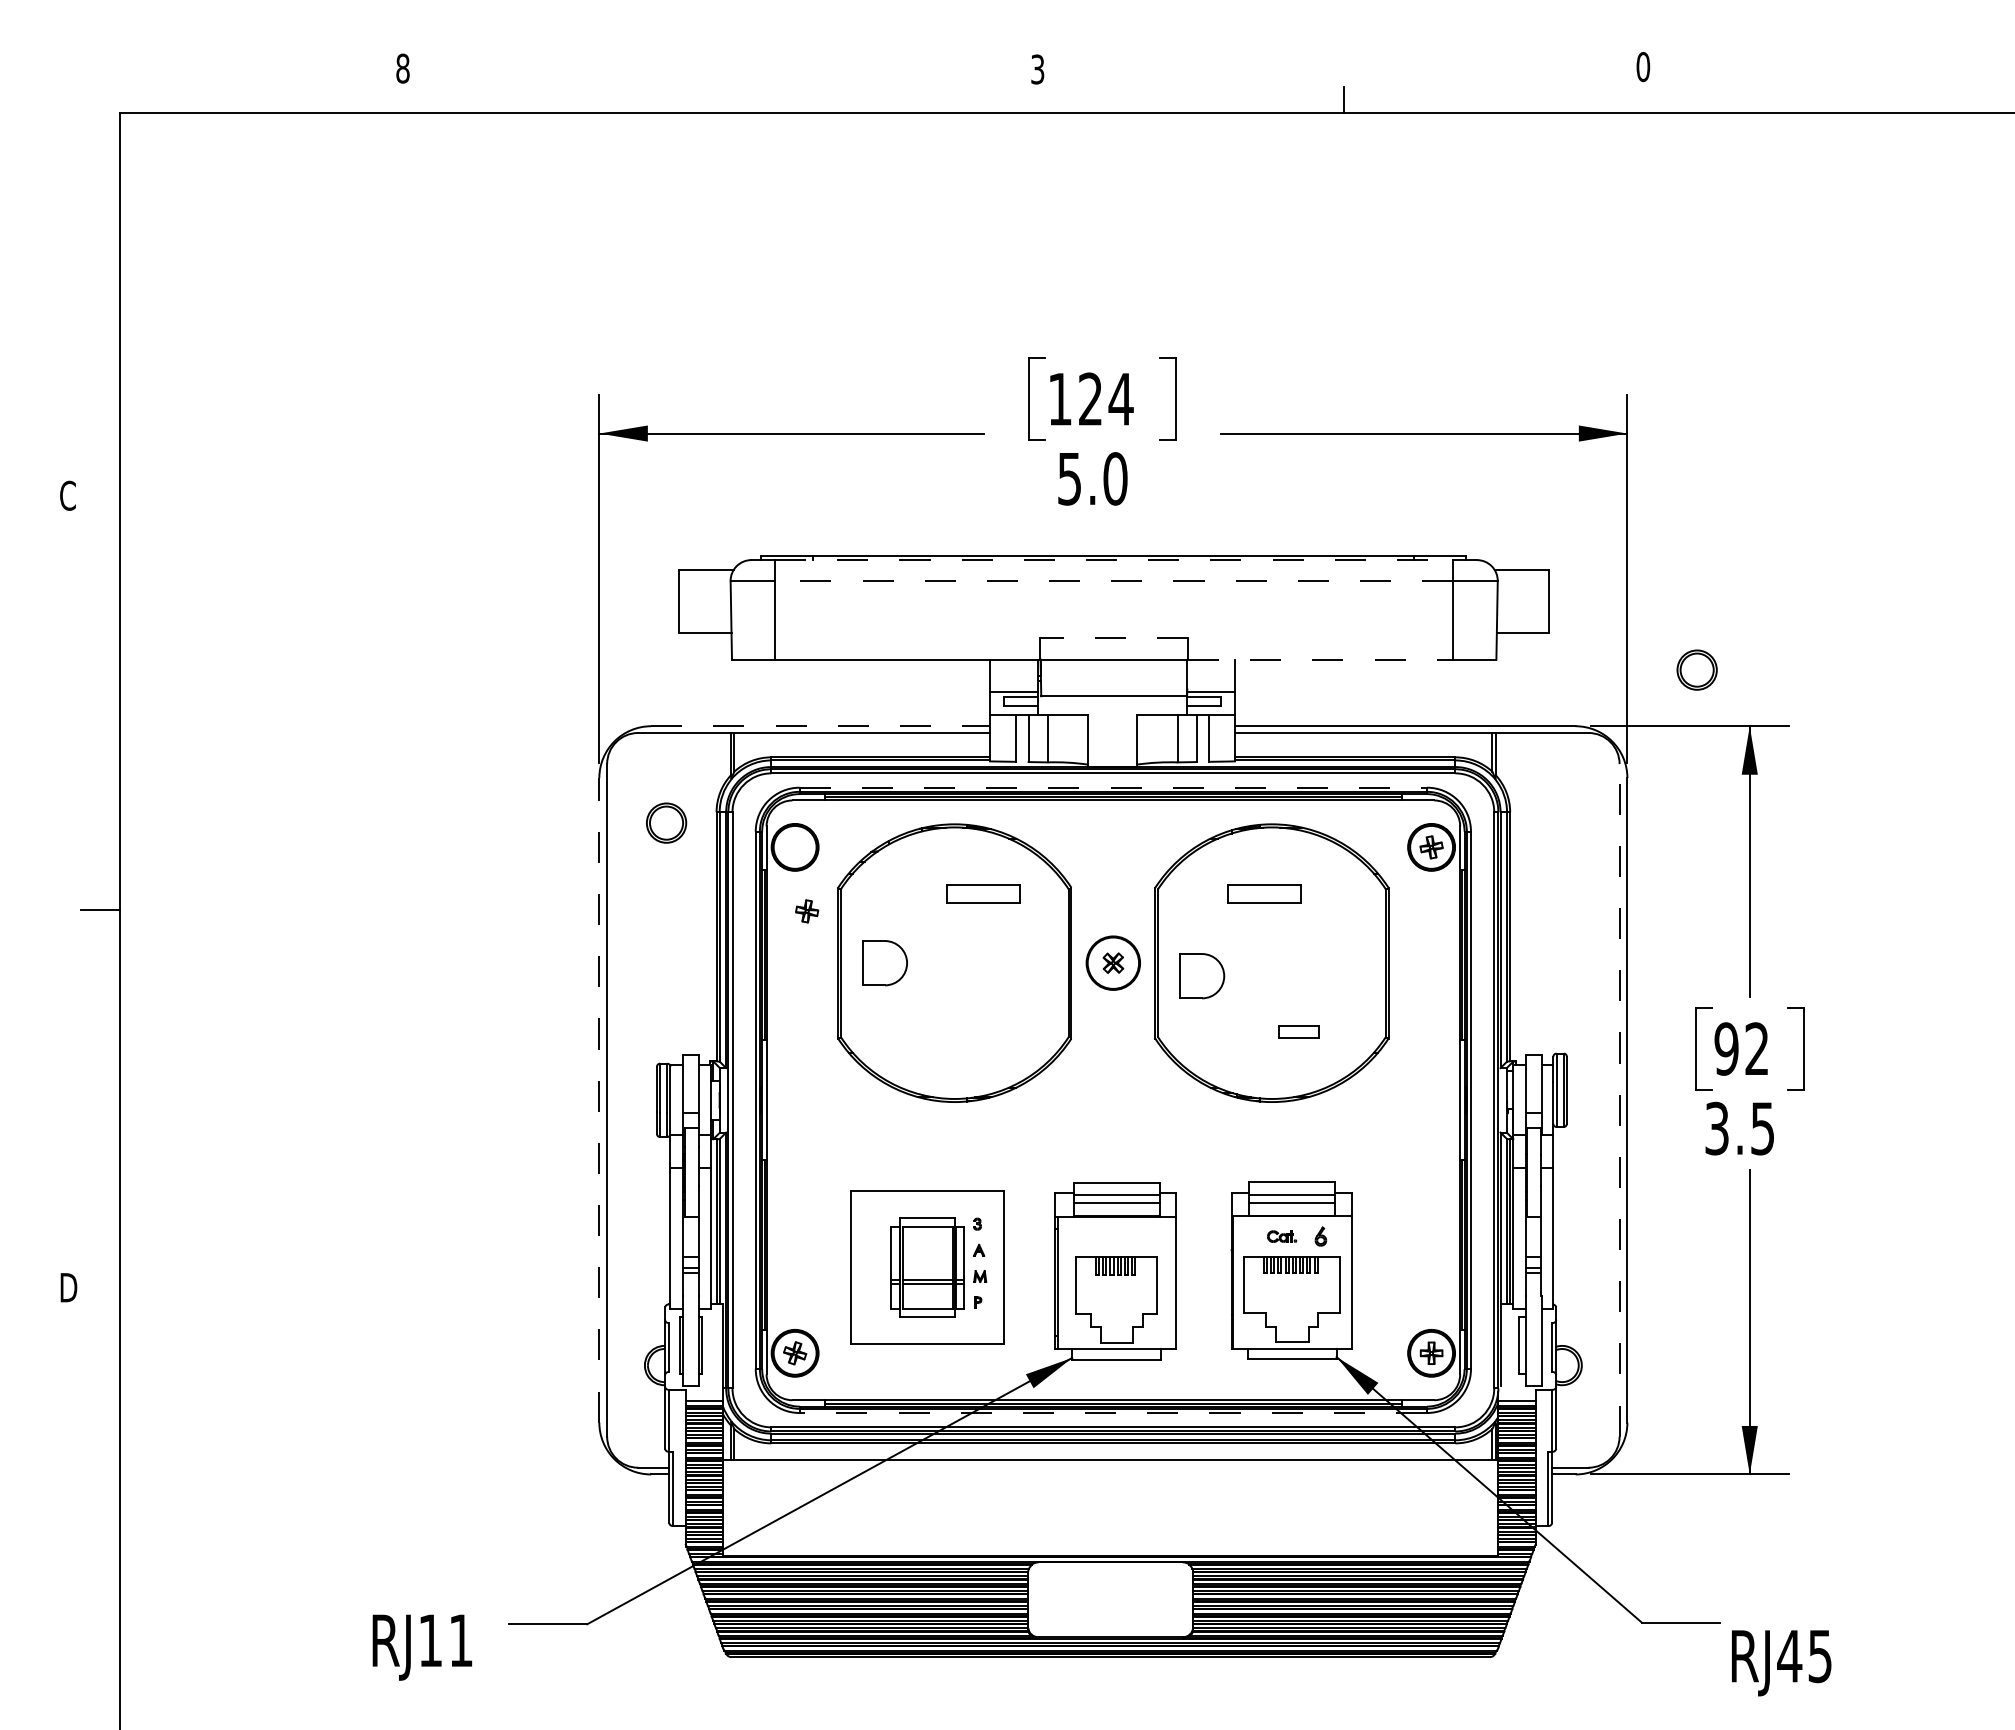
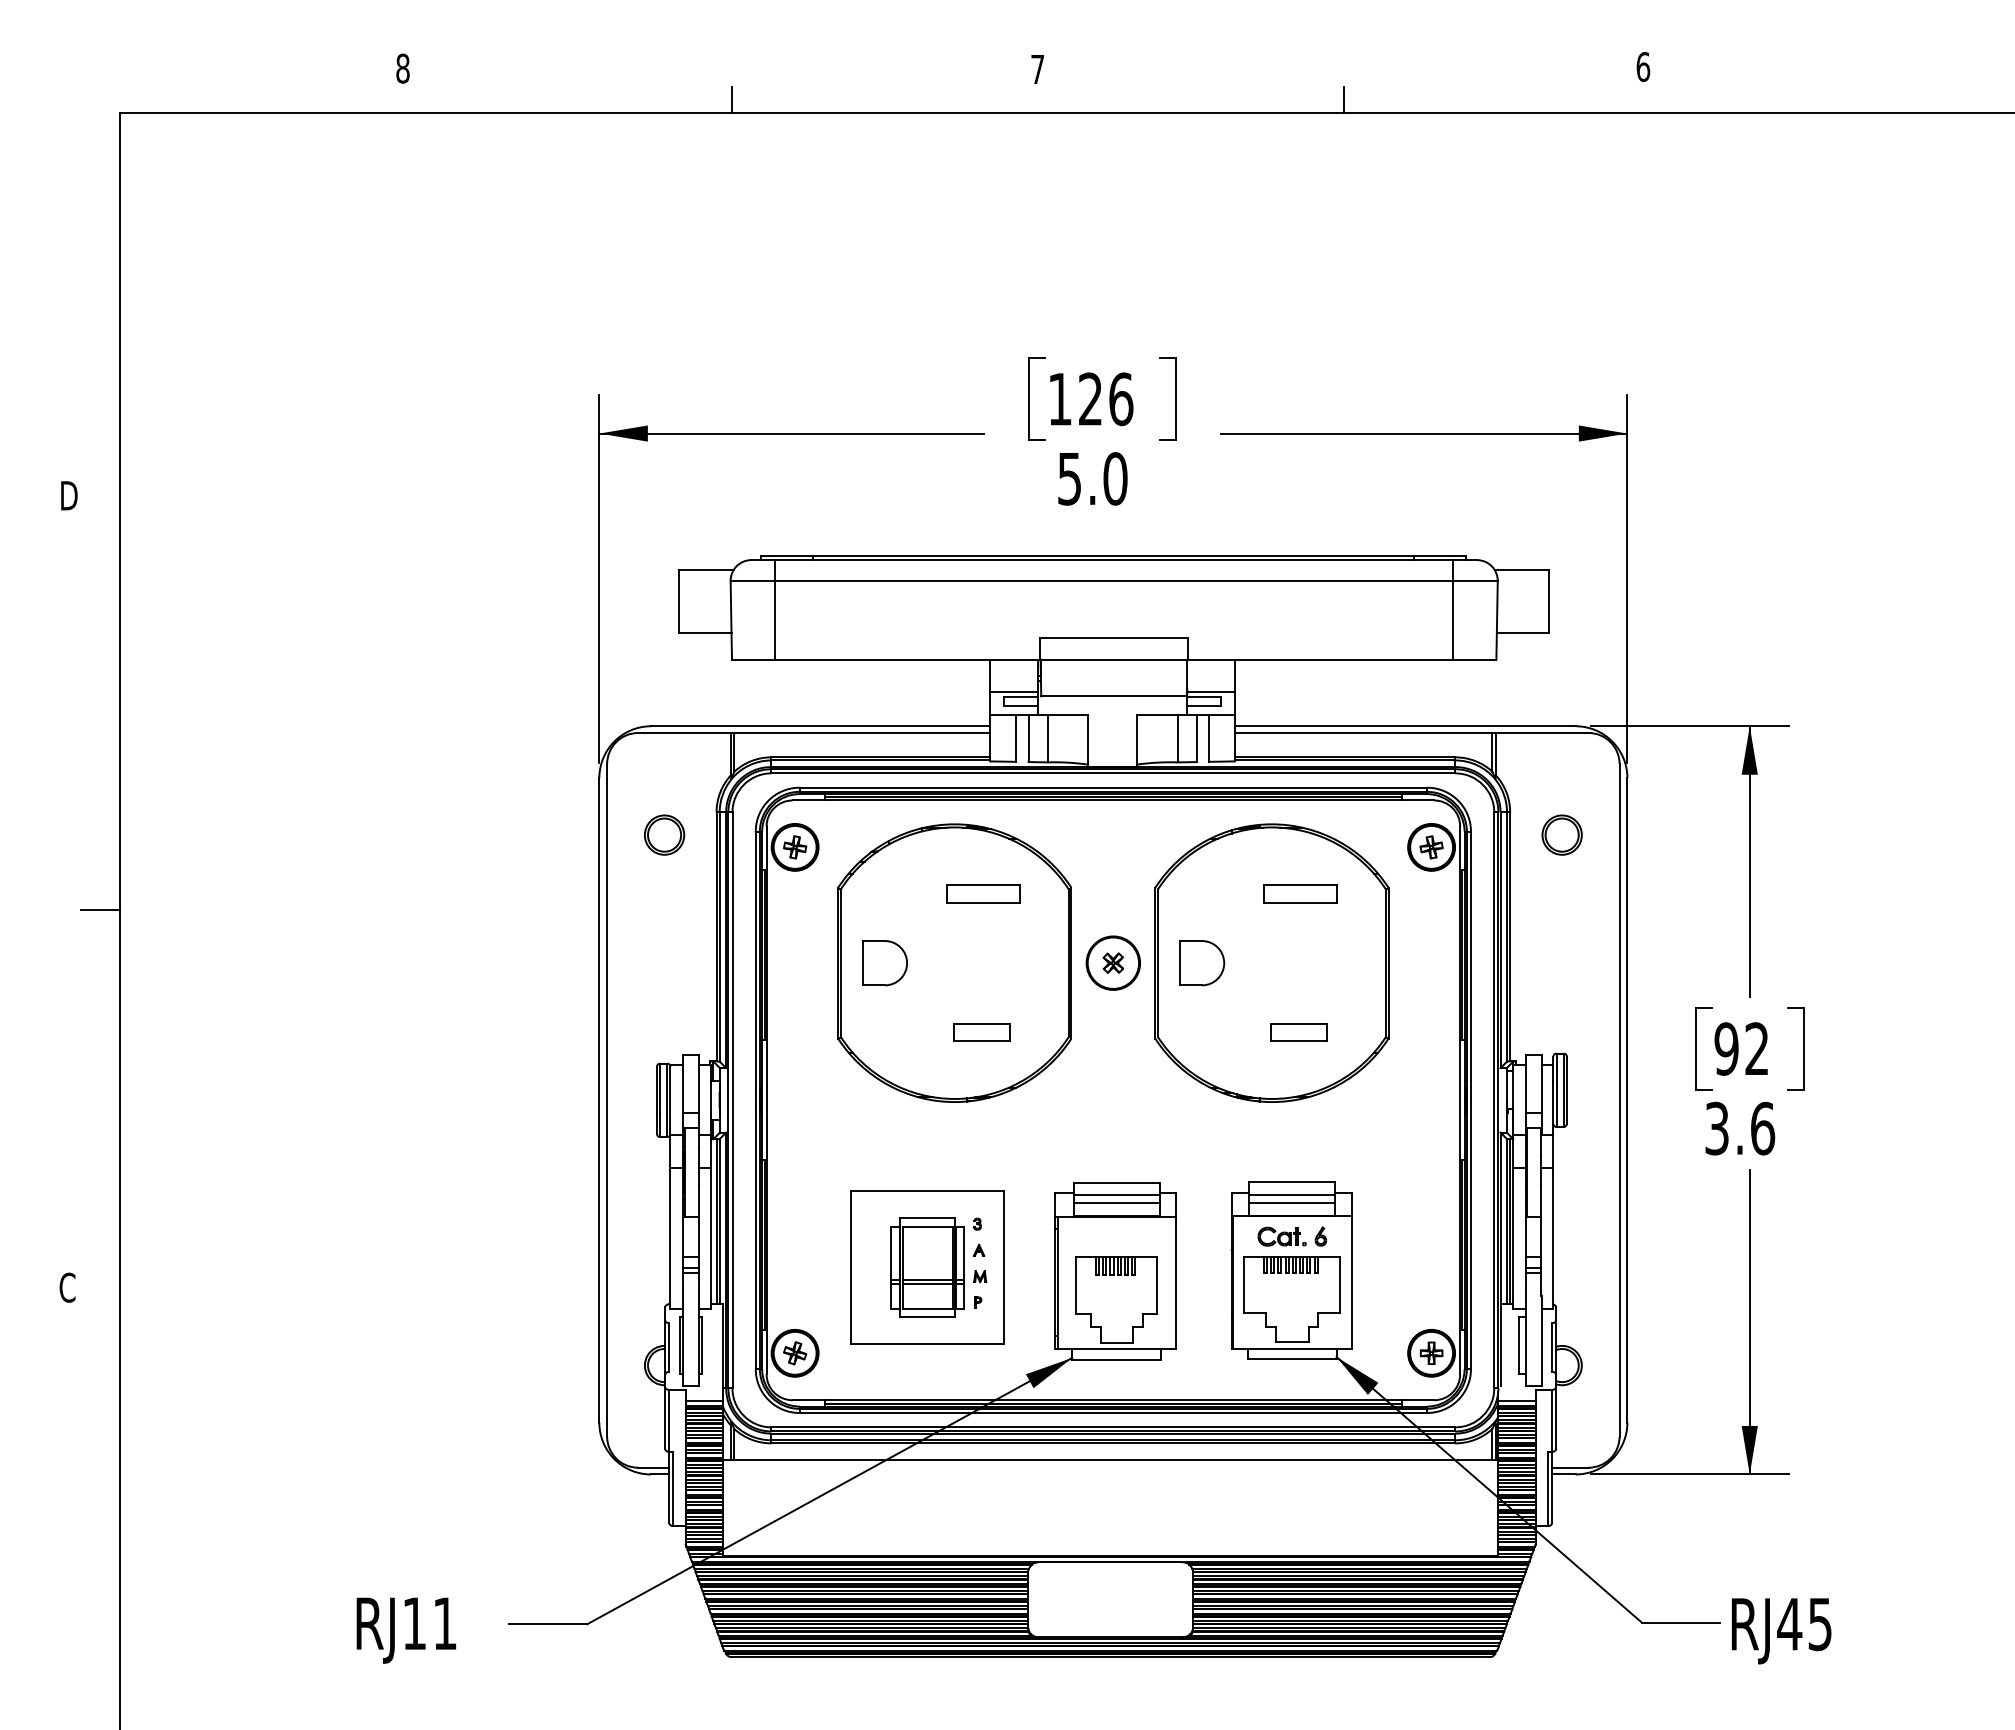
text: 0 -> 6 (1643, 66)
text: 3 -> 7 (1037, 69)
line: none -> present (732, 99)
text: 124 -> 126 (1120, 399)
text: C -> D (68, 495)
line: dashed -> solid (1114, 560)
line: dashed -> solid (1113, 581)
line: dashed -> solid (1114, 638)
line: dashed -> solid (1320, 659)
part position: (1696, 669) -> (1561, 834) (1561, 834)
line: dashed -> solid (820, 726)
line: dashed -> solid (1113, 787)
part position: (666, 822) -> (664, 834) (664, 834)
part position: (1264, 893) -> (1300, 893) (1300, 893)
part position: (807, 911) -> (795, 847) (795, 847)
part position: (1202, 976) -> (1202, 963) (1202, 963)
part size: 42x14 px -> 58x19 px (1298, 1032)
part: none -> present (981, 1032)
line: dashed -> solid (599, 1099)
line: dashed -> solid (1619, 1099)
text: 3.5 -> 3.6 (1763, 1128)
part size: 31x13 px -> 50x21 px (1281, 1236)
text: D -> C (68, 1287)
line: dashed -> solid (1113, 1413)
text position: (422, 1647) -> (406, 1630) (406, 1630)
text position: (1781, 1663) -> (1781, 1631) (1781, 1631)
